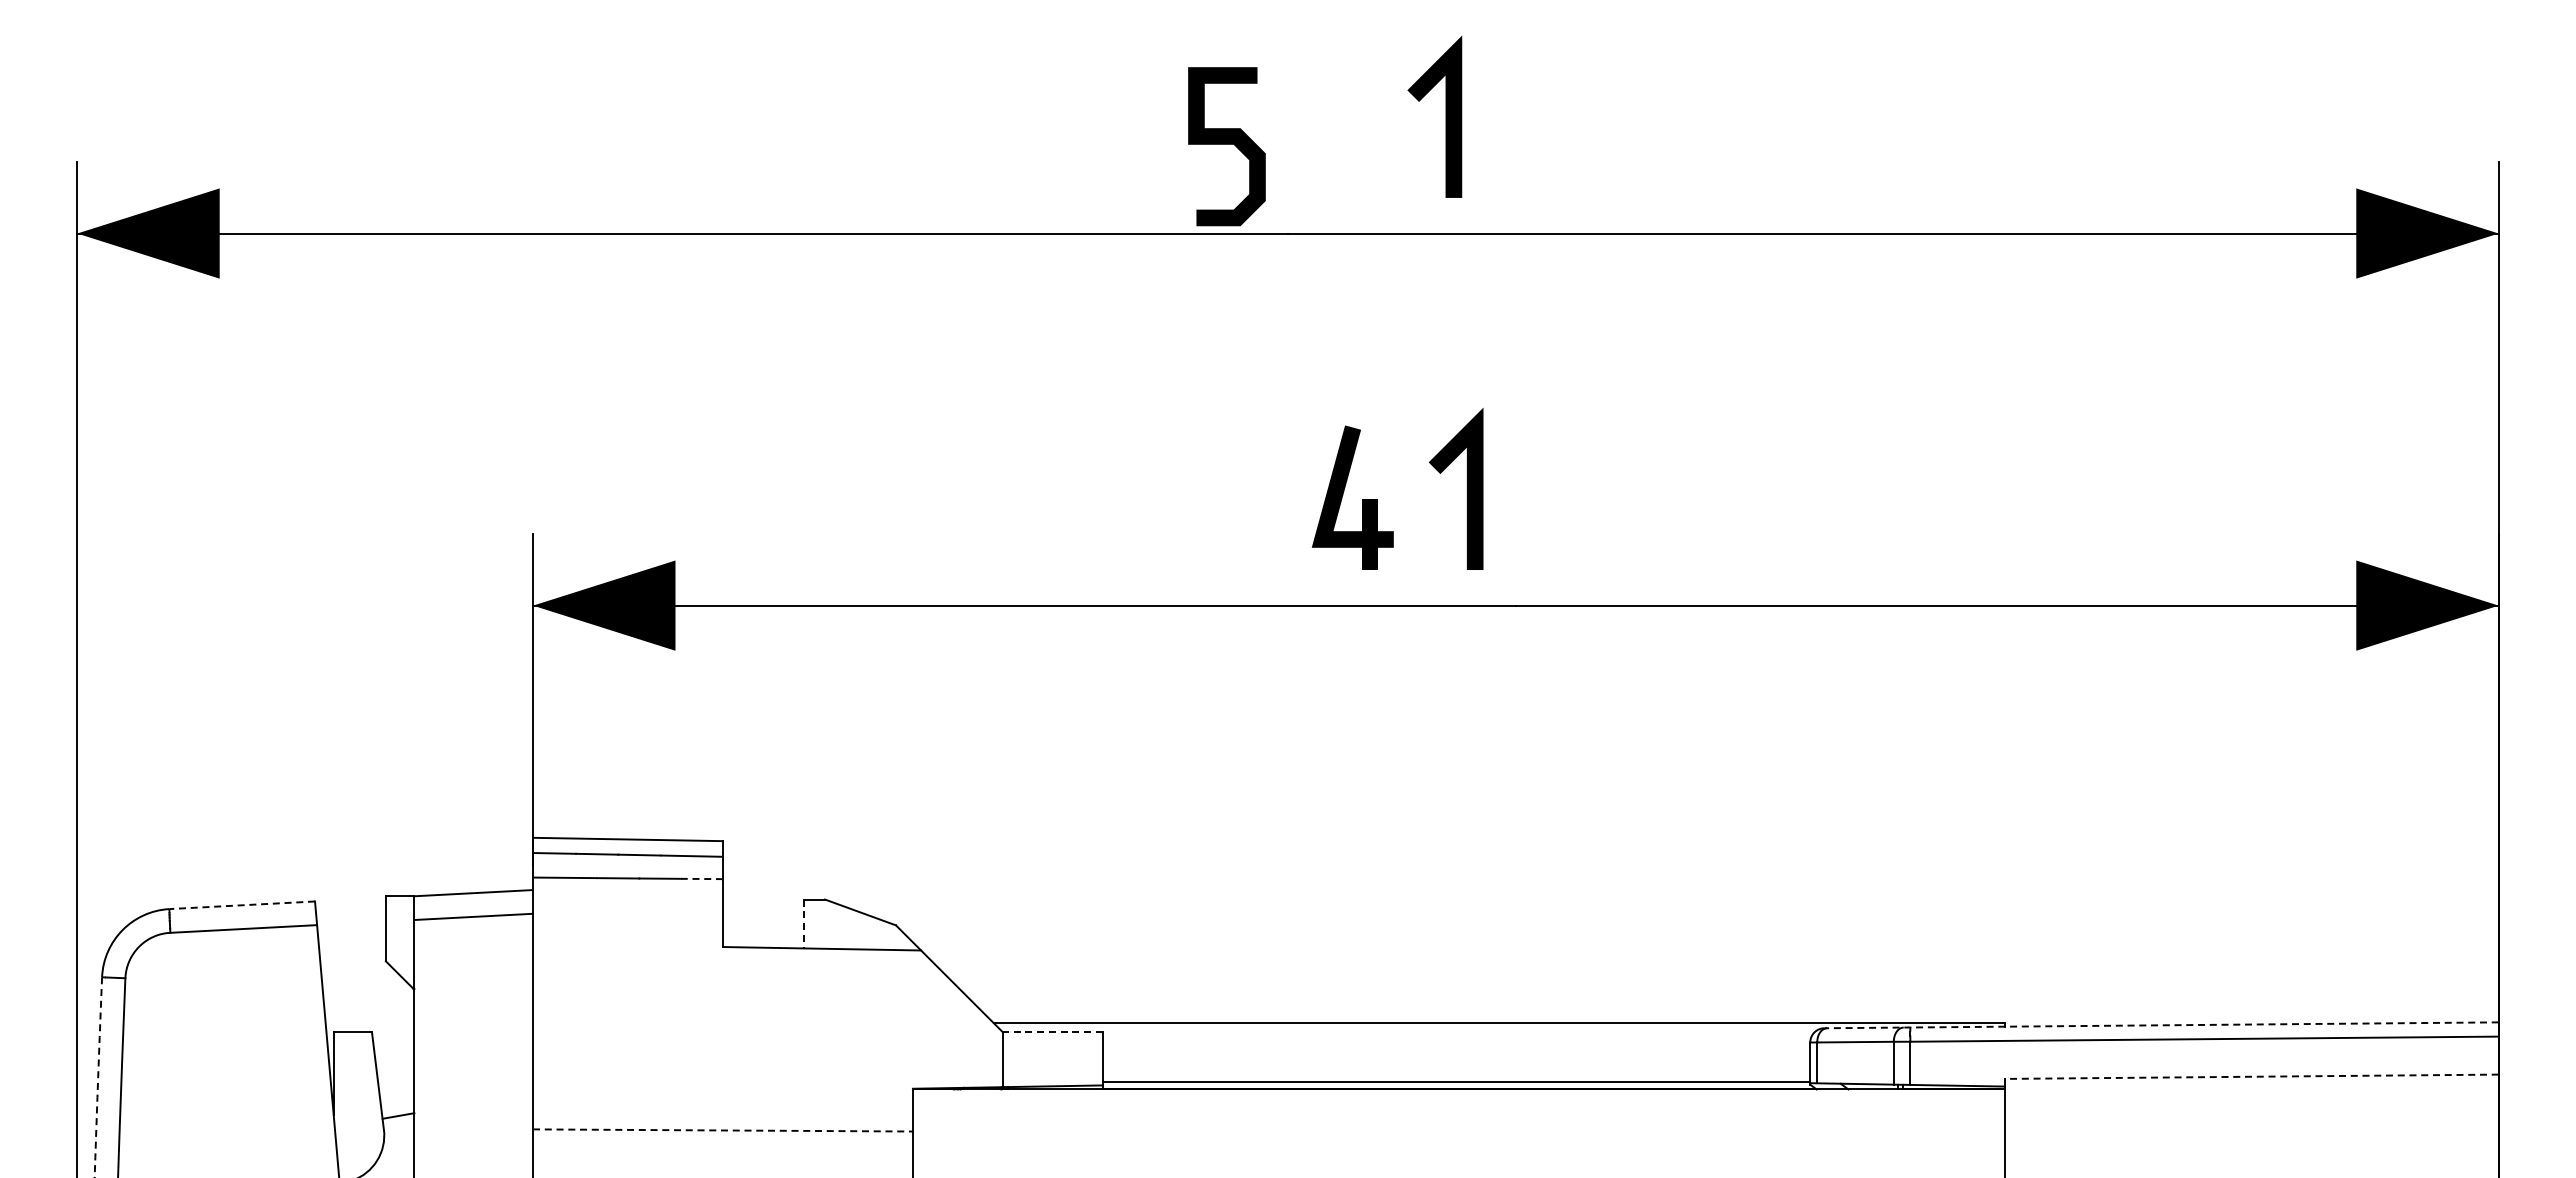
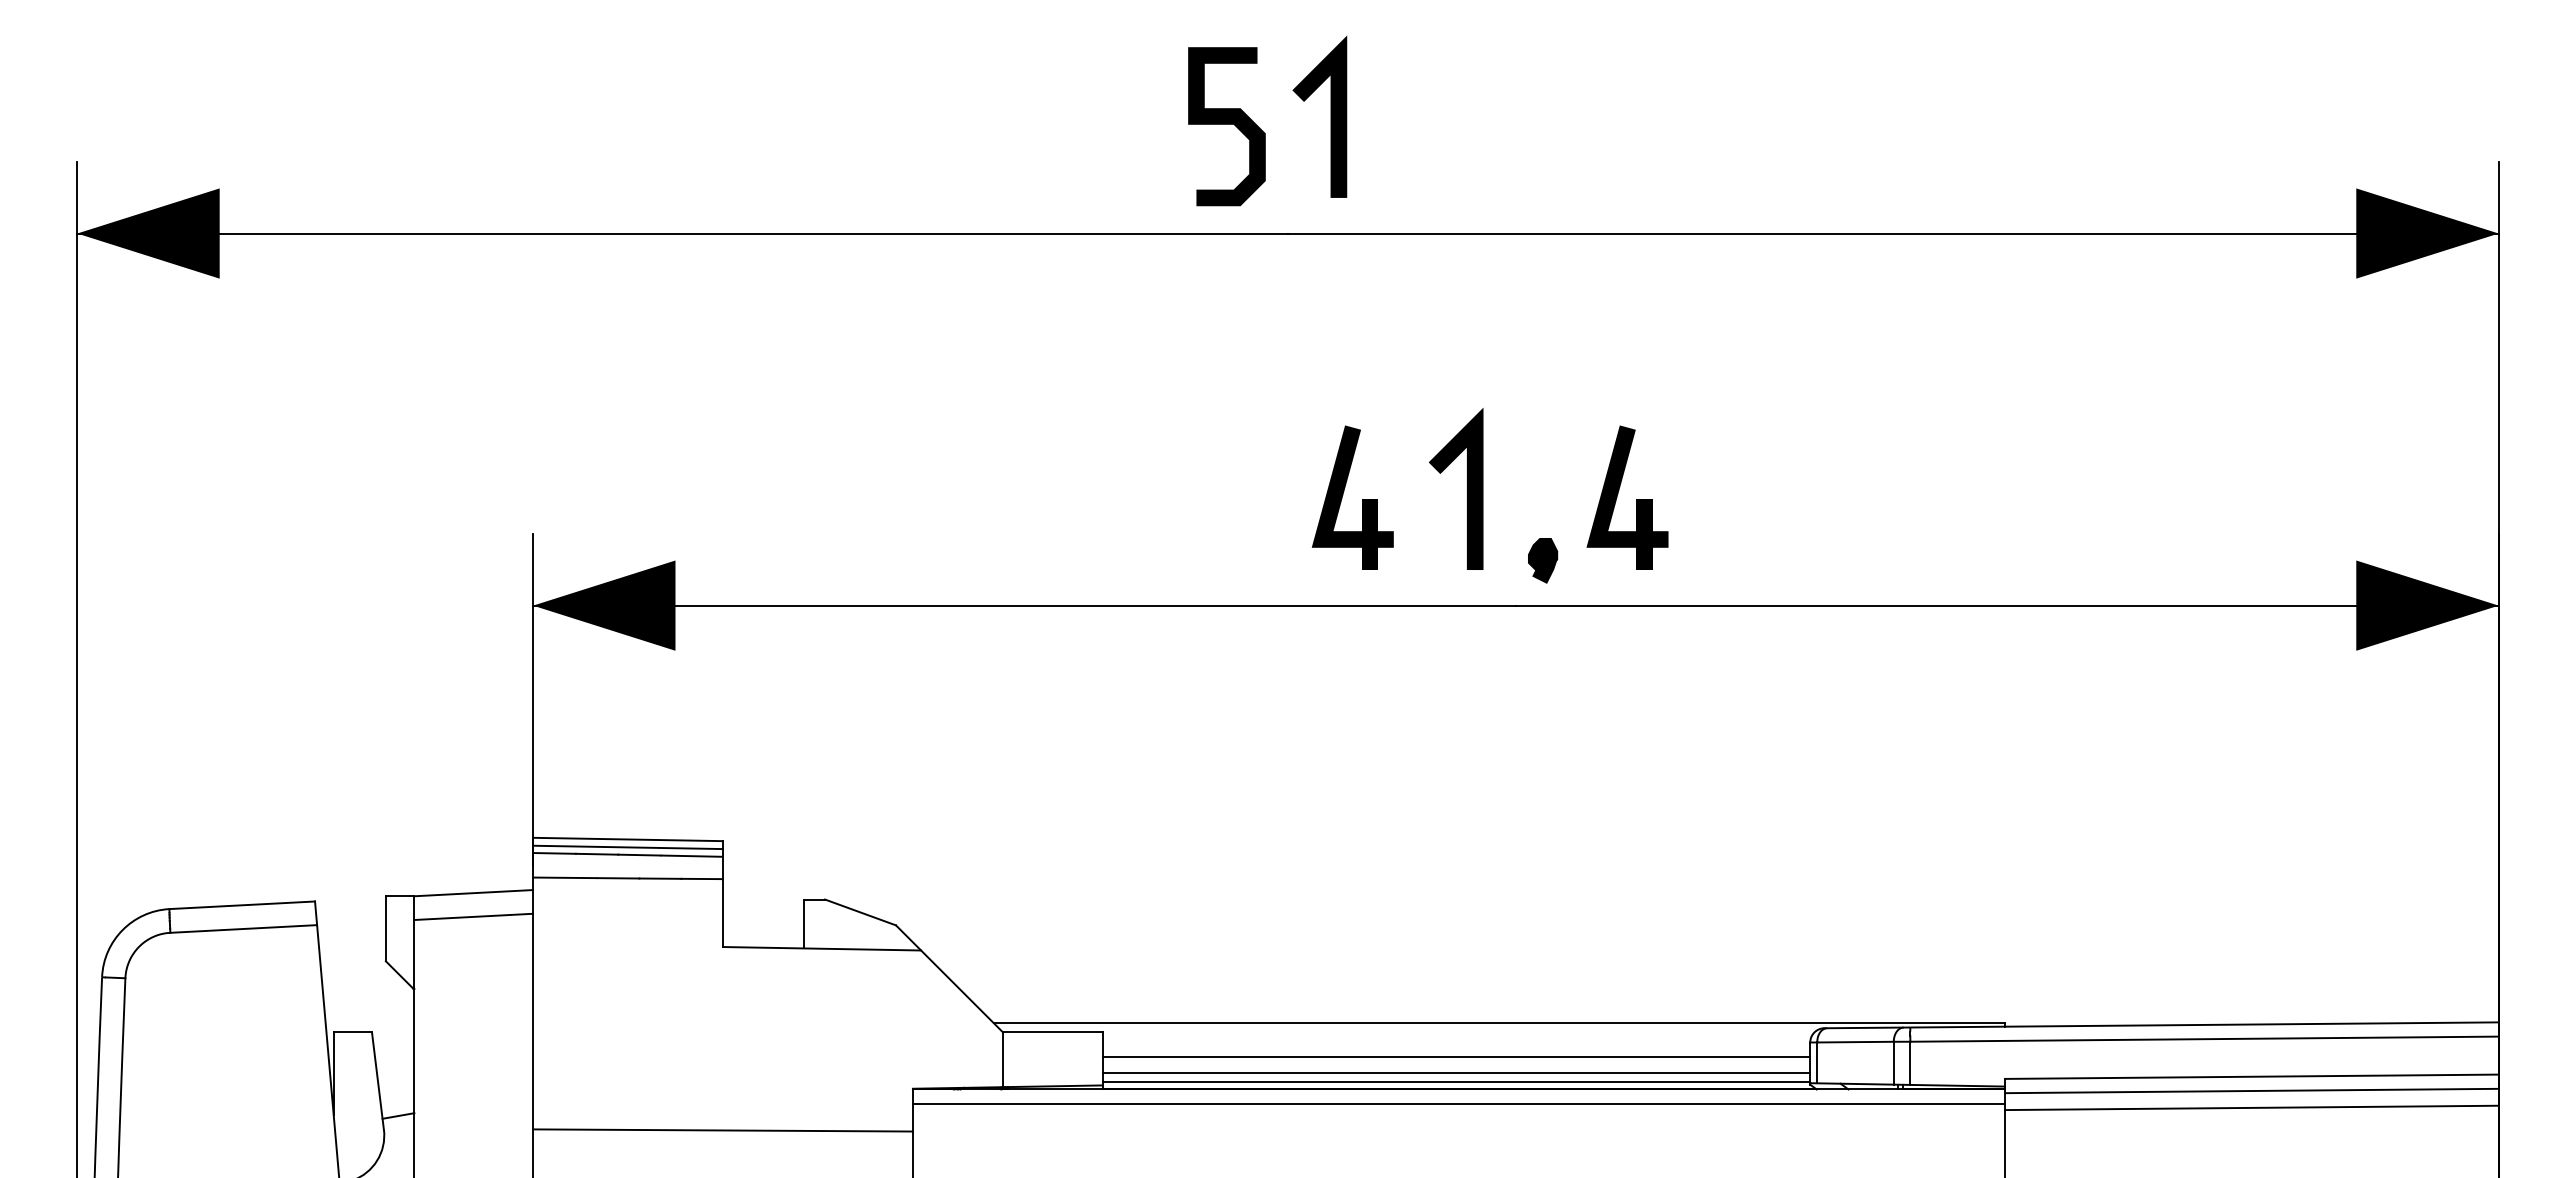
line position: (1445, 116) -> (1330, 116) (1330, 116)
curve position: (1226, 144) -> (1226, 124) (1226, 124)
part: none -> present (1636, 499)
part: none -> present (1543, 560)
line: none -> present (627, 847)
line: dashed -> solid (702, 878)
line: dashed -> solid (242, 905)
line: dashed -> solid (803, 924)
line: dashed -> solid (2161, 1025)
line: dashed -> solid (1052, 1032)
line: none -> present (1456, 1056)
line: none -> present (1456, 1073)
line: dashed -> solid (2251, 1076)
arc: dashed -> solid (98, 1078)
line: none -> present (2251, 1090)
line: none -> present (1458, 1104)
line: none -> present (2251, 1107)
line: dashed -> solid (722, 1130)
